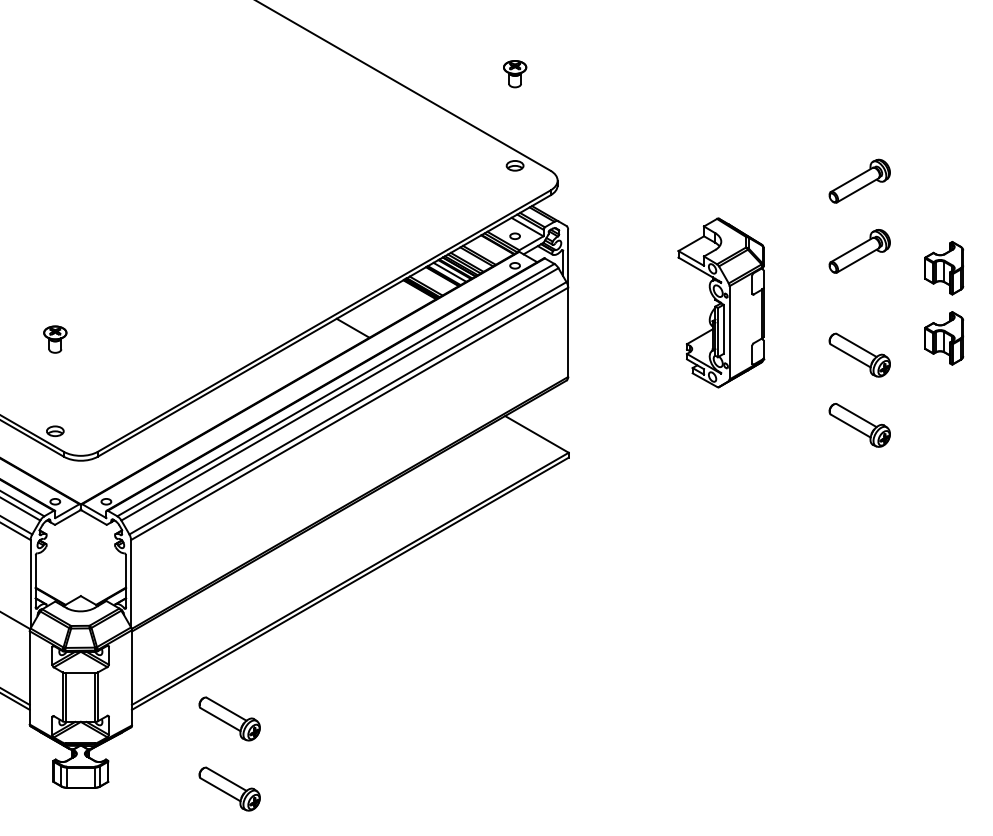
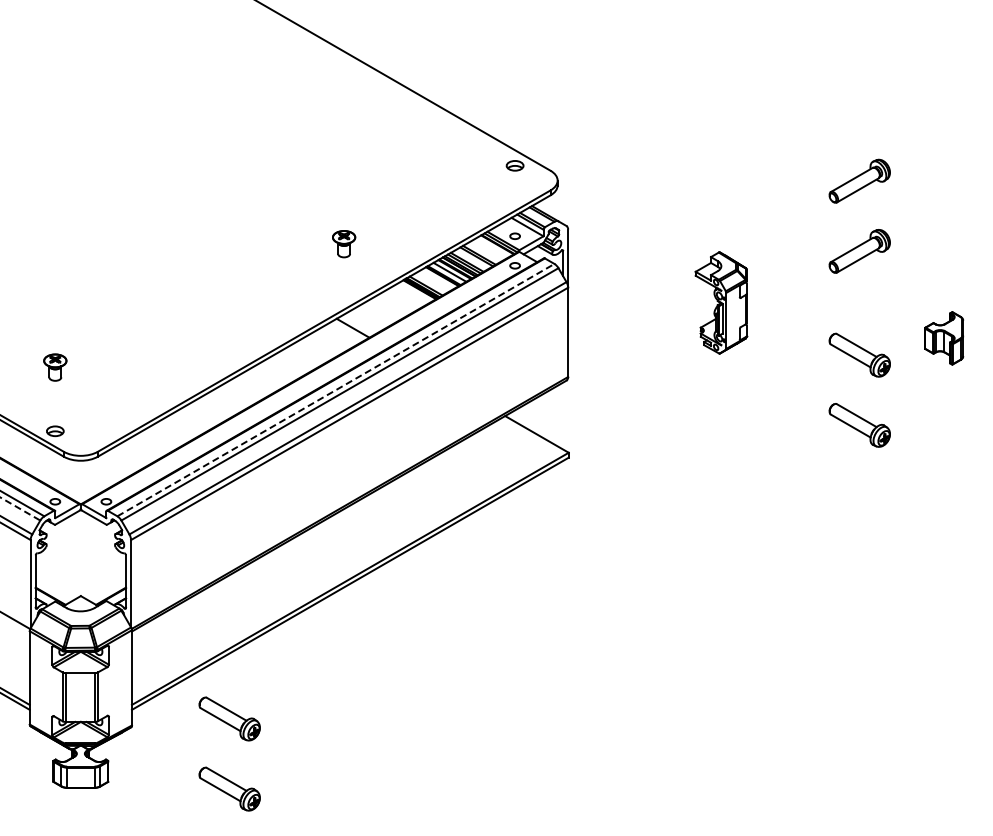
part position: (515, 74) -> (344, 244) (344, 244)
part: present -> none (944, 268)
part size: 89x172 px -> 55x104 px (721, 302)
part position: (55, 339) -> (55, 367) (55, 367)
line: solid -> dashed (336, 389)
line: solid -> dashed (20, 509)
